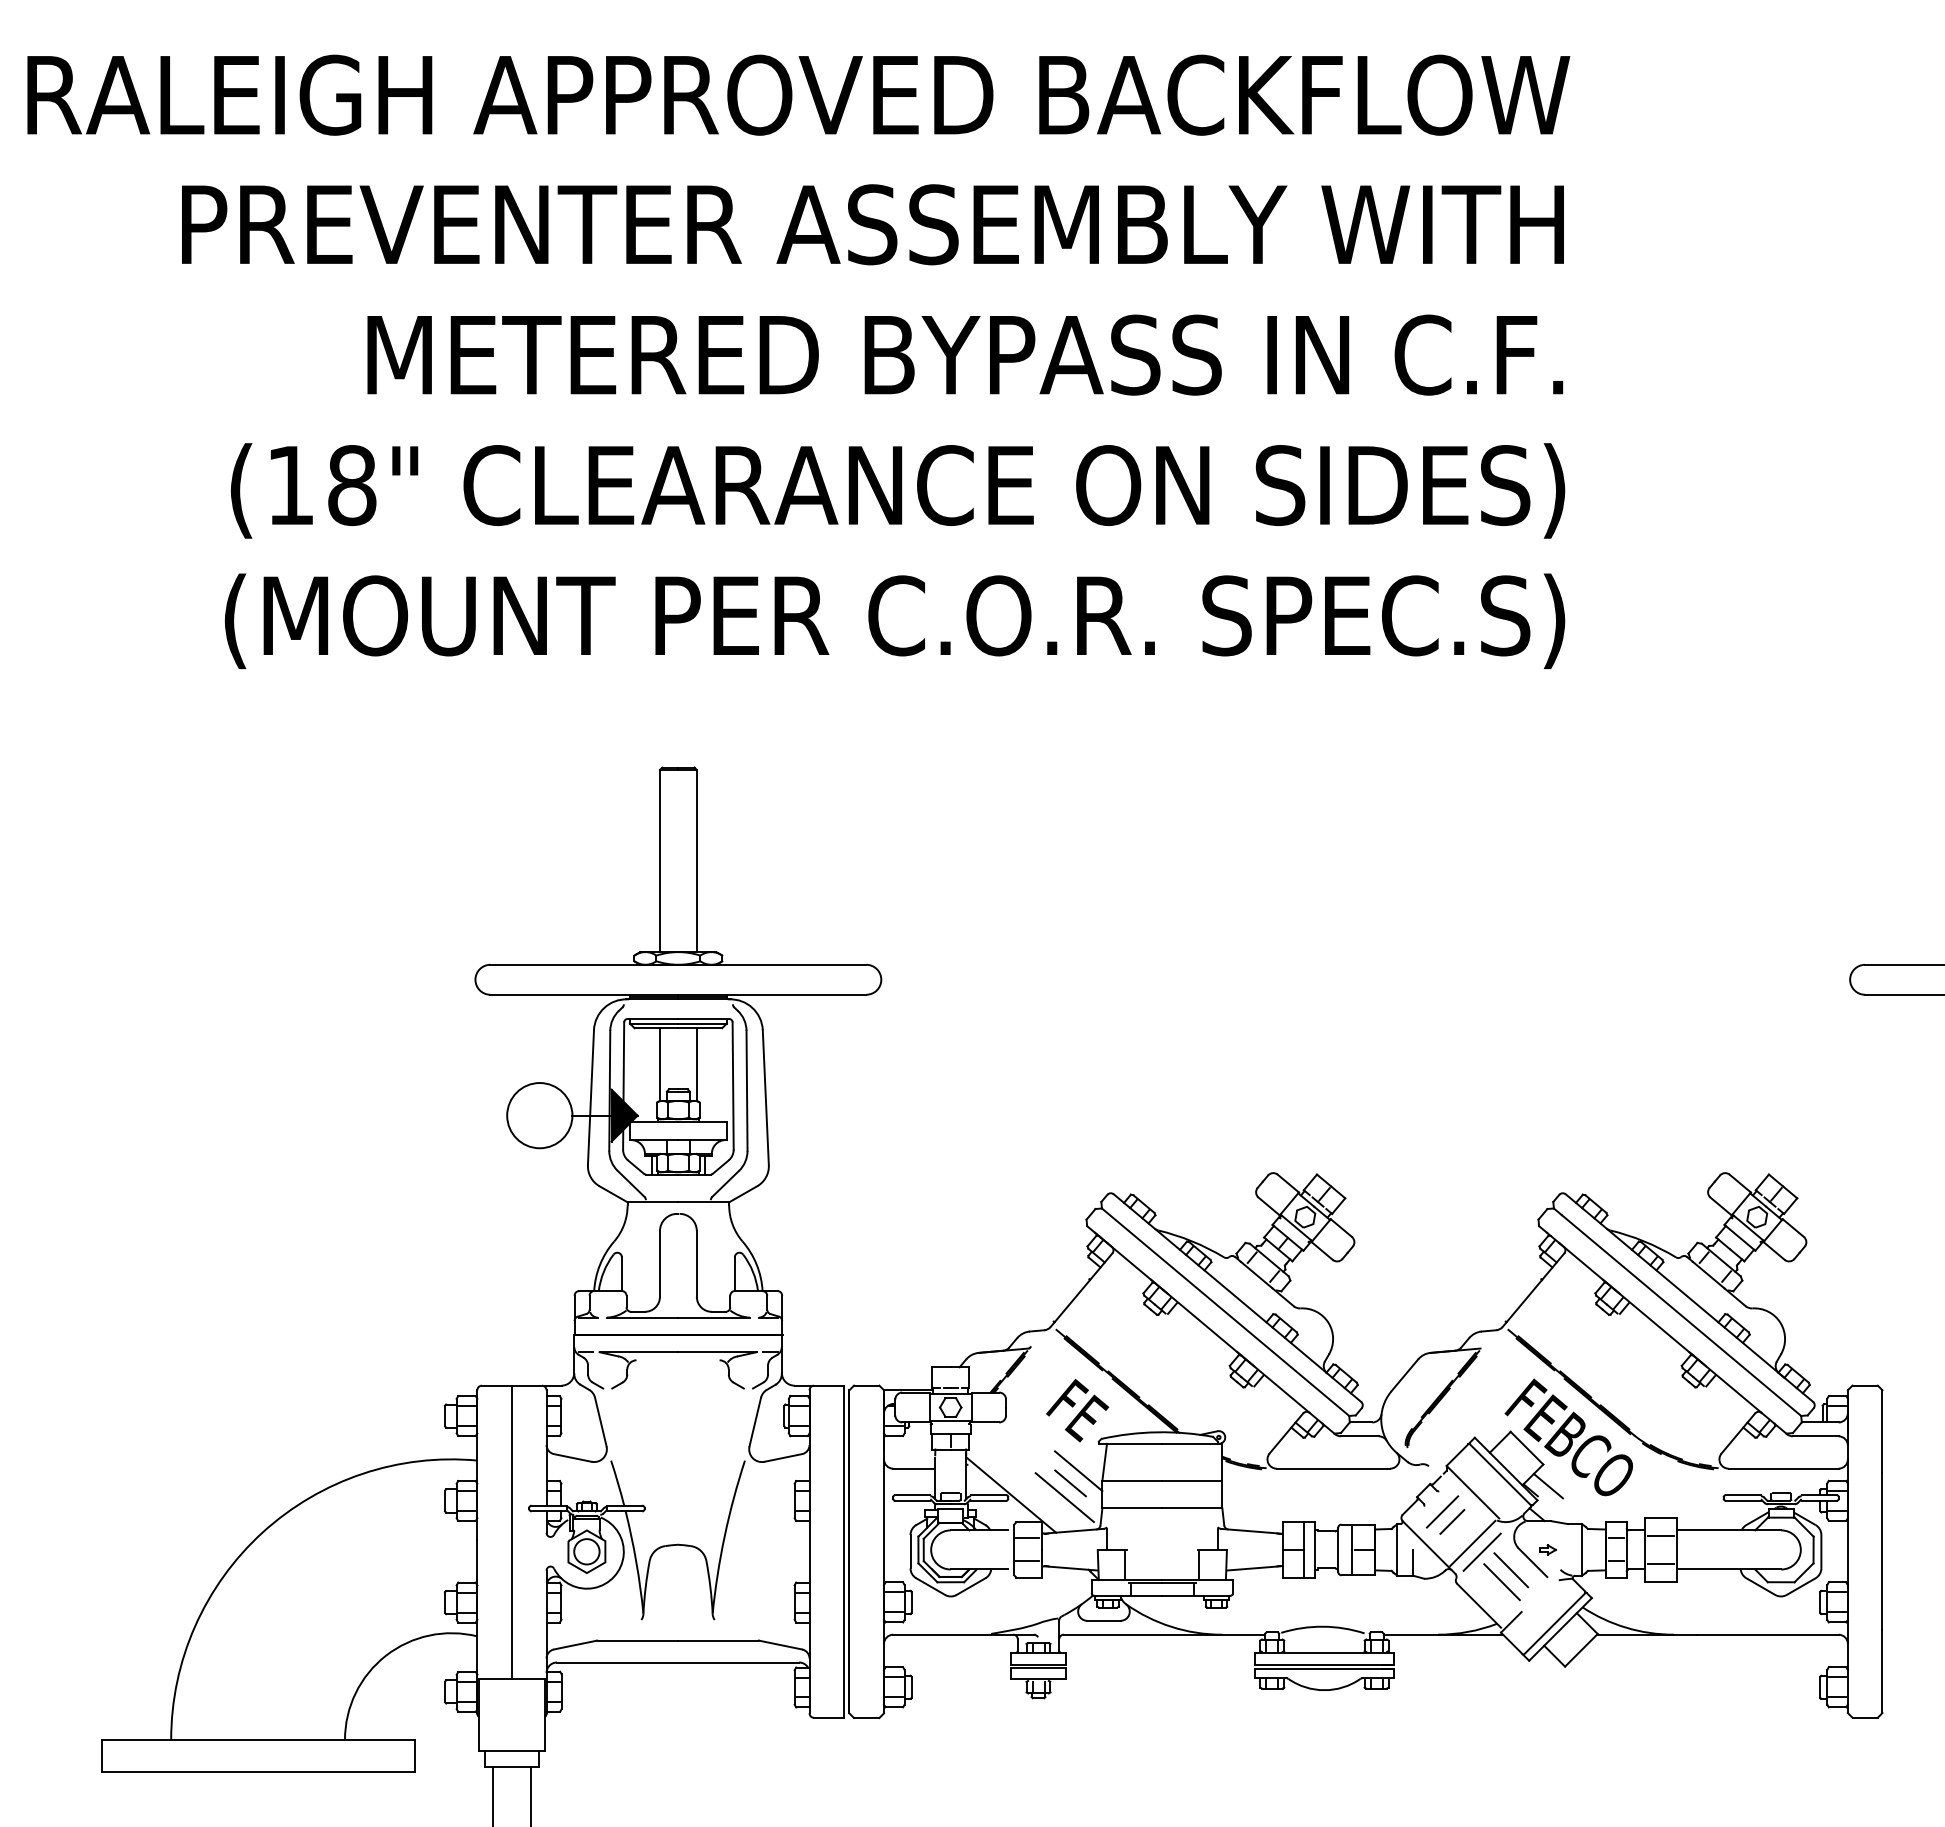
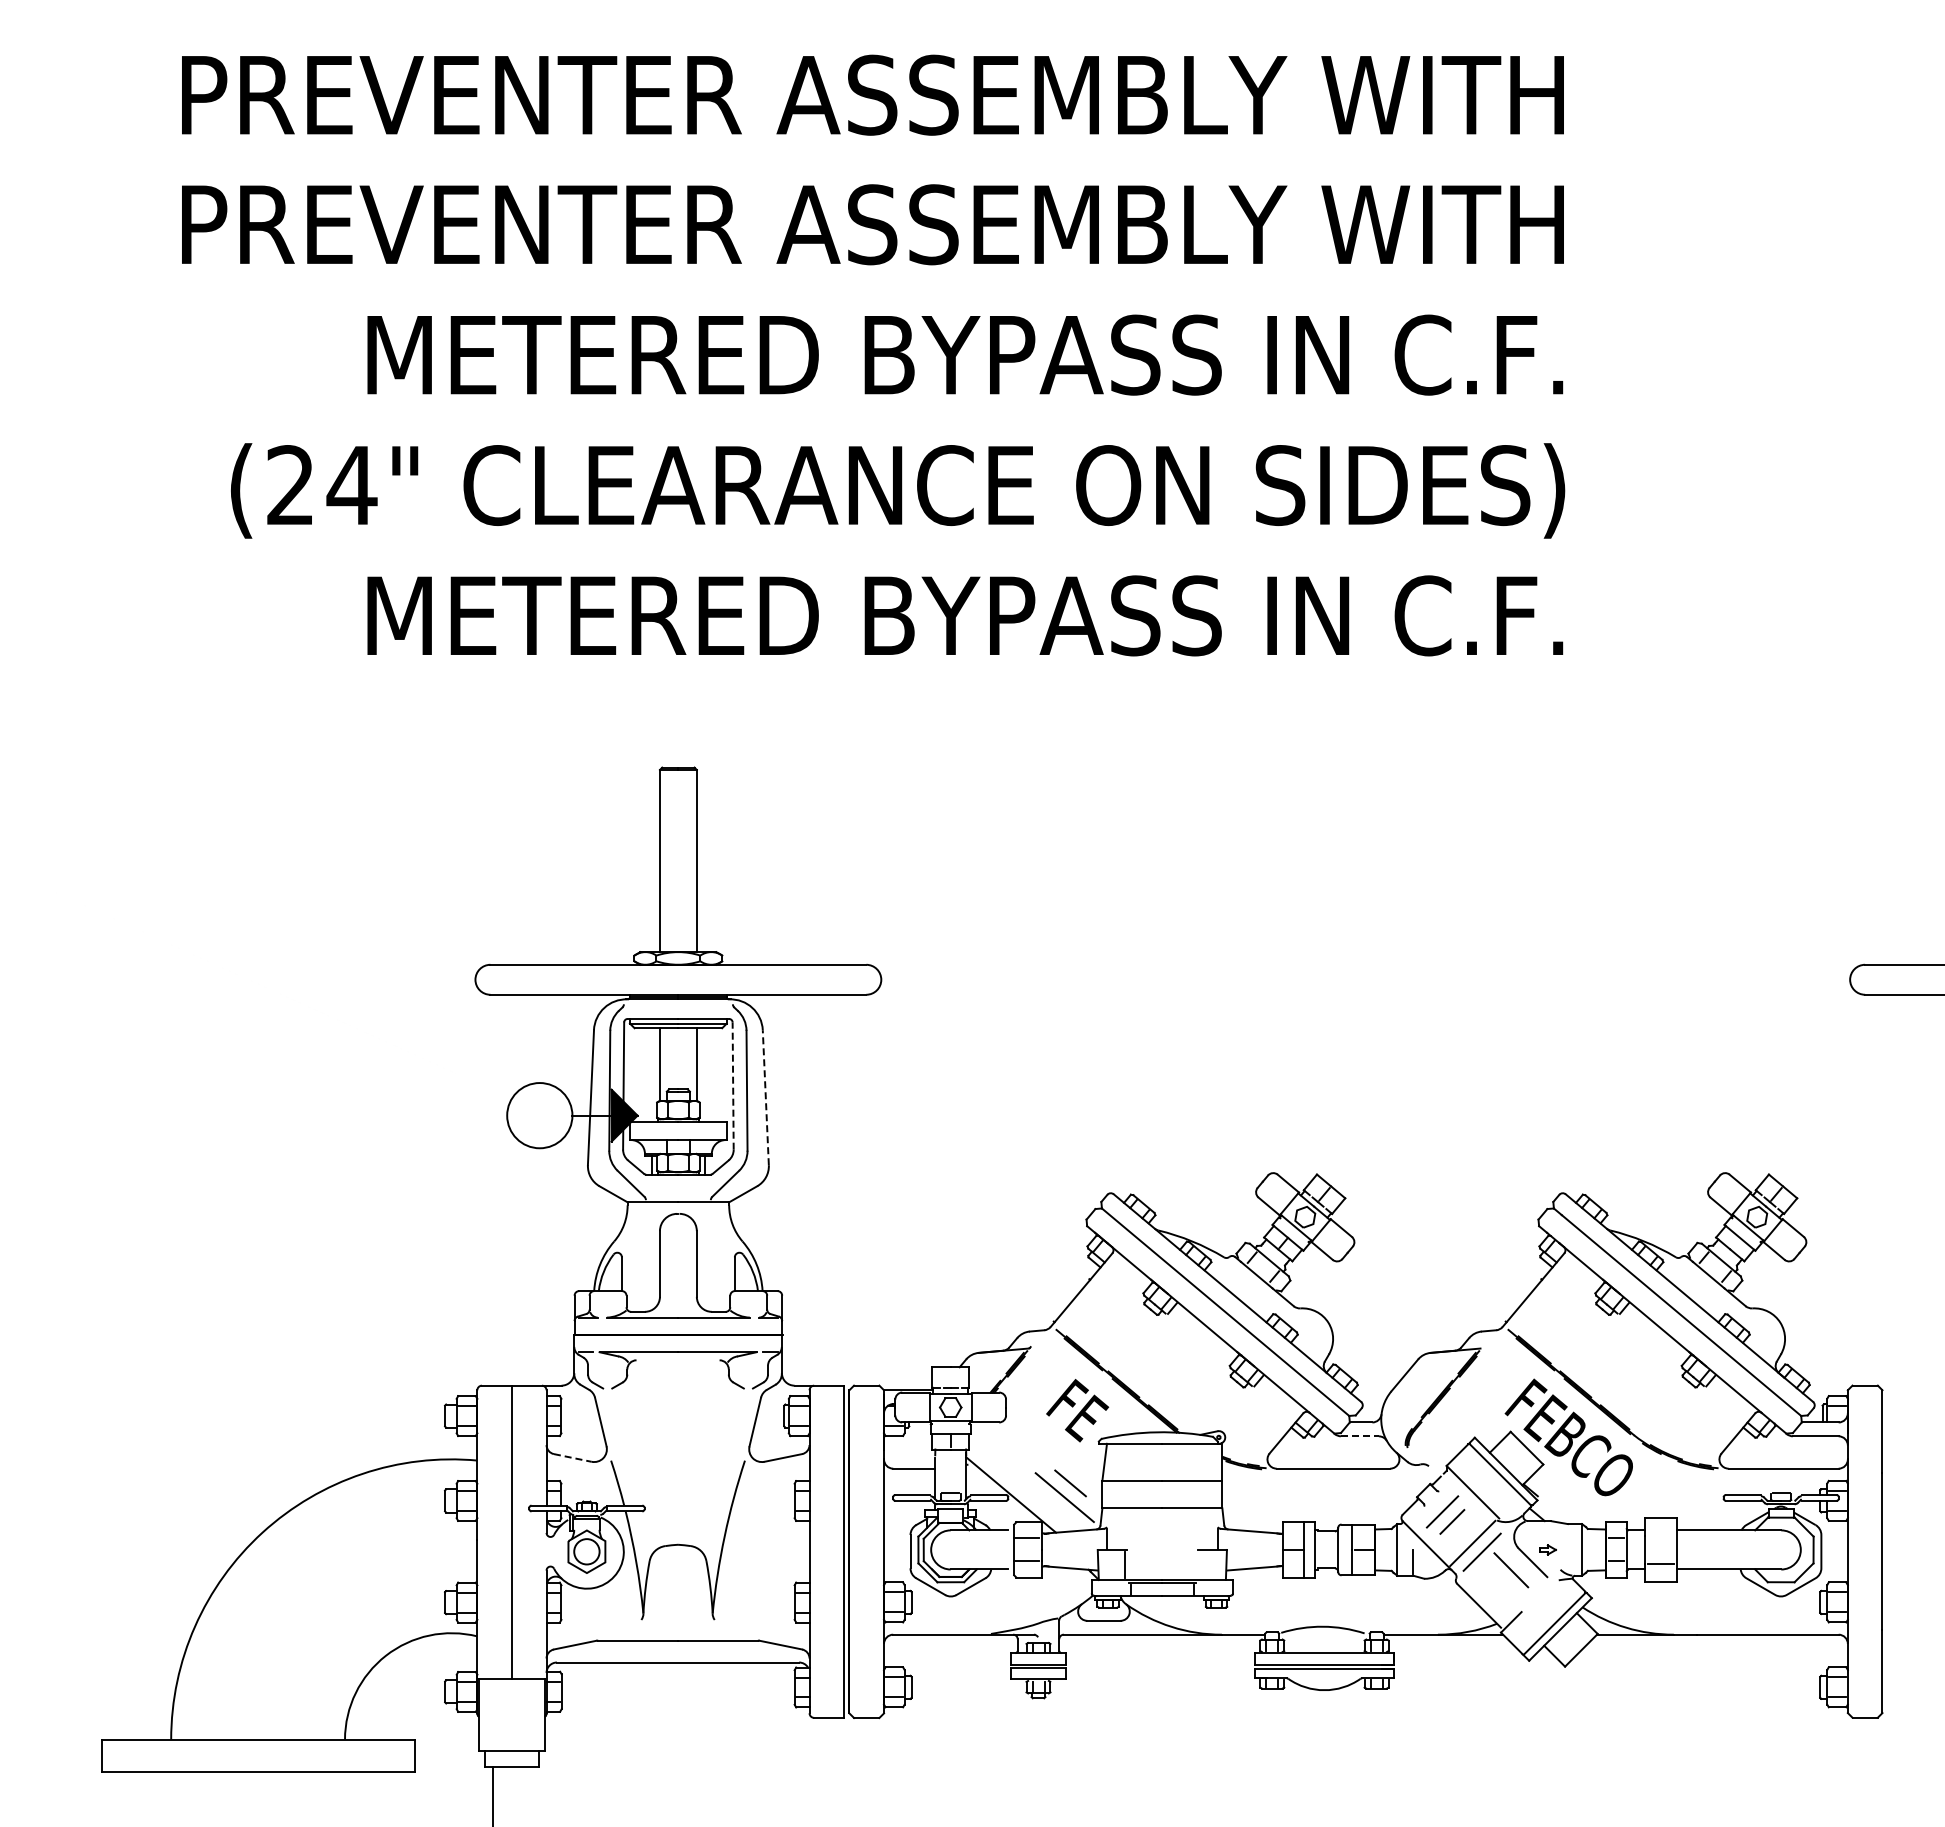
text: RALEIGH APPROVED BACKFLOW -> PREVENTER ASSEMBLY WITH (798, 94)
text: (18" -> (24" (322, 485)
text: (MOUNT PER C.O.R. SPEC.S) -> METERED BYPASS IN C.F. (894, 621)
line: solid -> dashed (733, 1086)
line: solid -> dashed (765, 1097)
line: solid -> dashed (1359, 1436)
line: solid -> dashed (573, 1458)
line: present -> none (1078, 1471)
line: present -> none (1548, 1485)
line: present -> none (1661, 1536)
line: present -> none (1199, 1564)
line: present -> none (1501, 1582)
line: present -> none (531, 1794)
